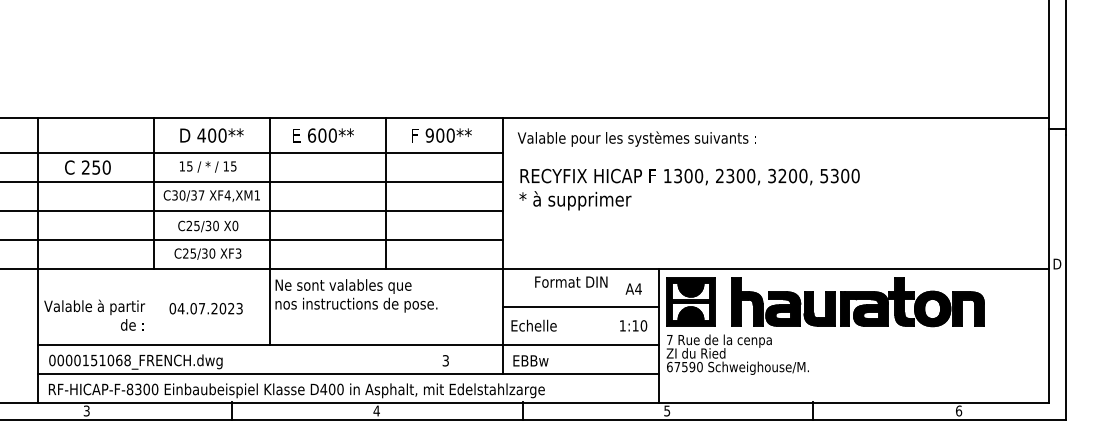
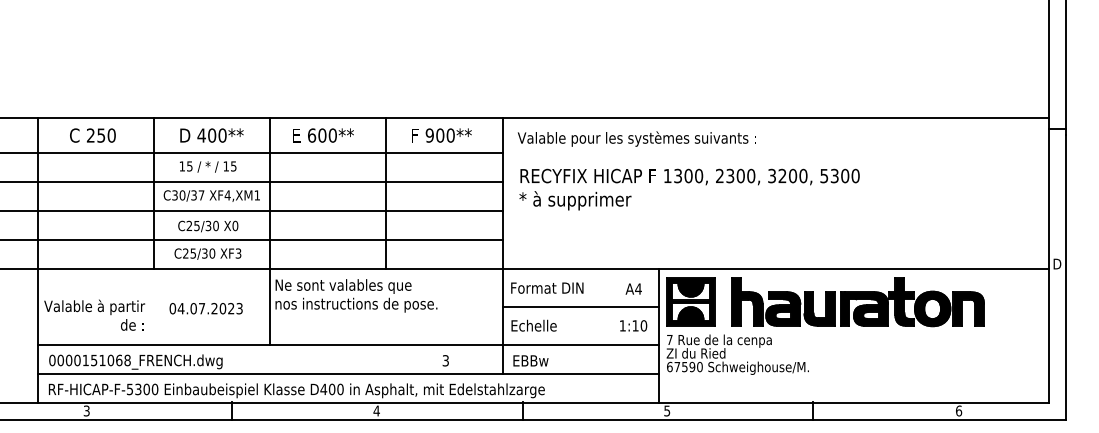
text position: (87, 167) -> (92, 135) (92, 135)
text position: (571, 281) -> (547, 287) (547, 287)
text: RF-HICAP-F-8300 -> RF-HICAP-F-5300 (129, 389)
